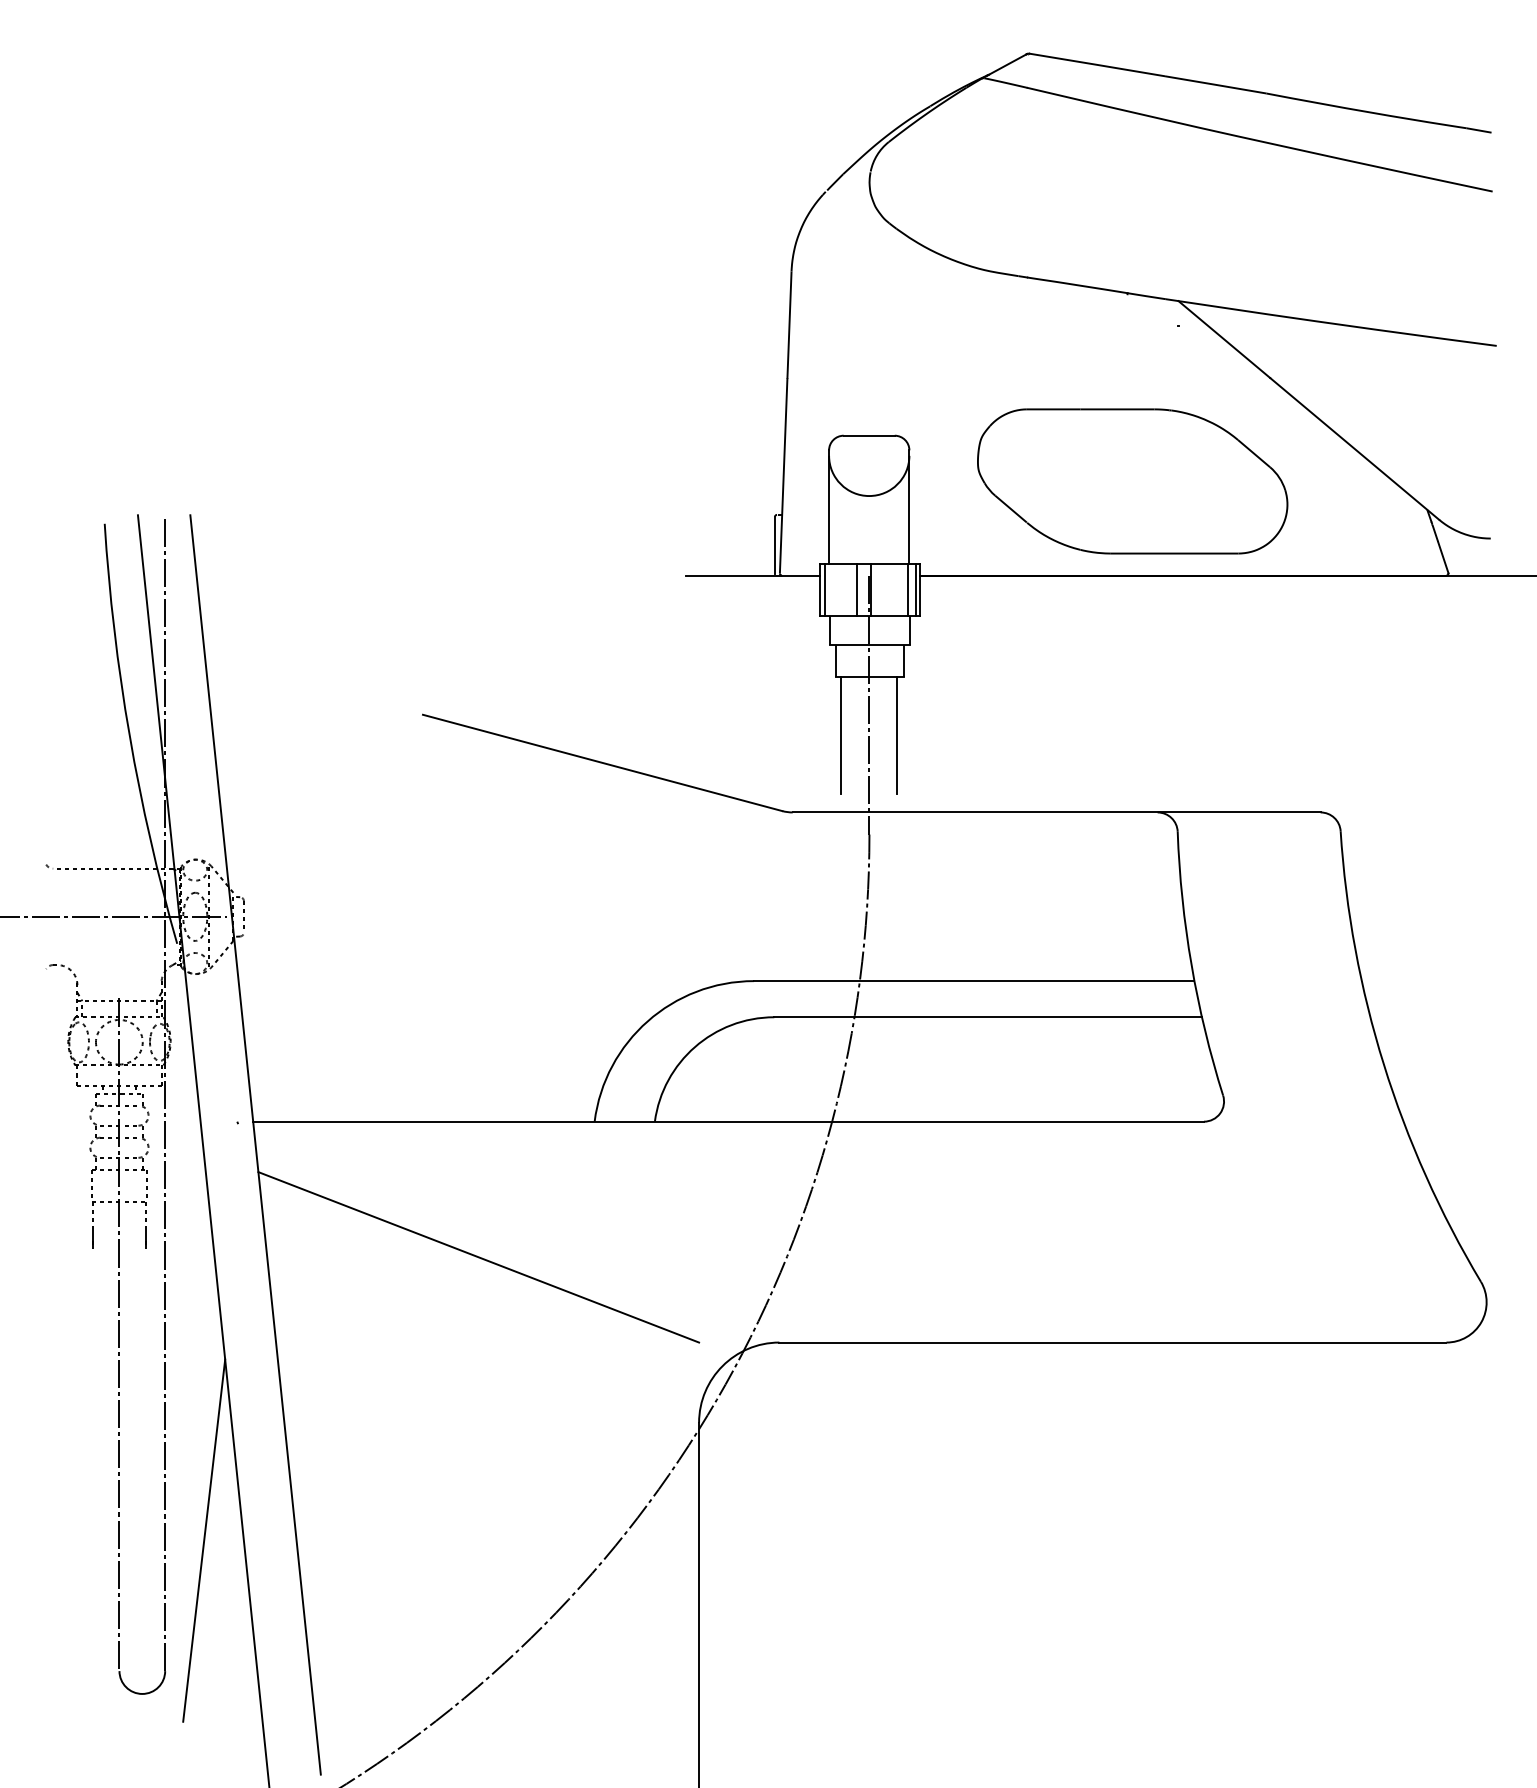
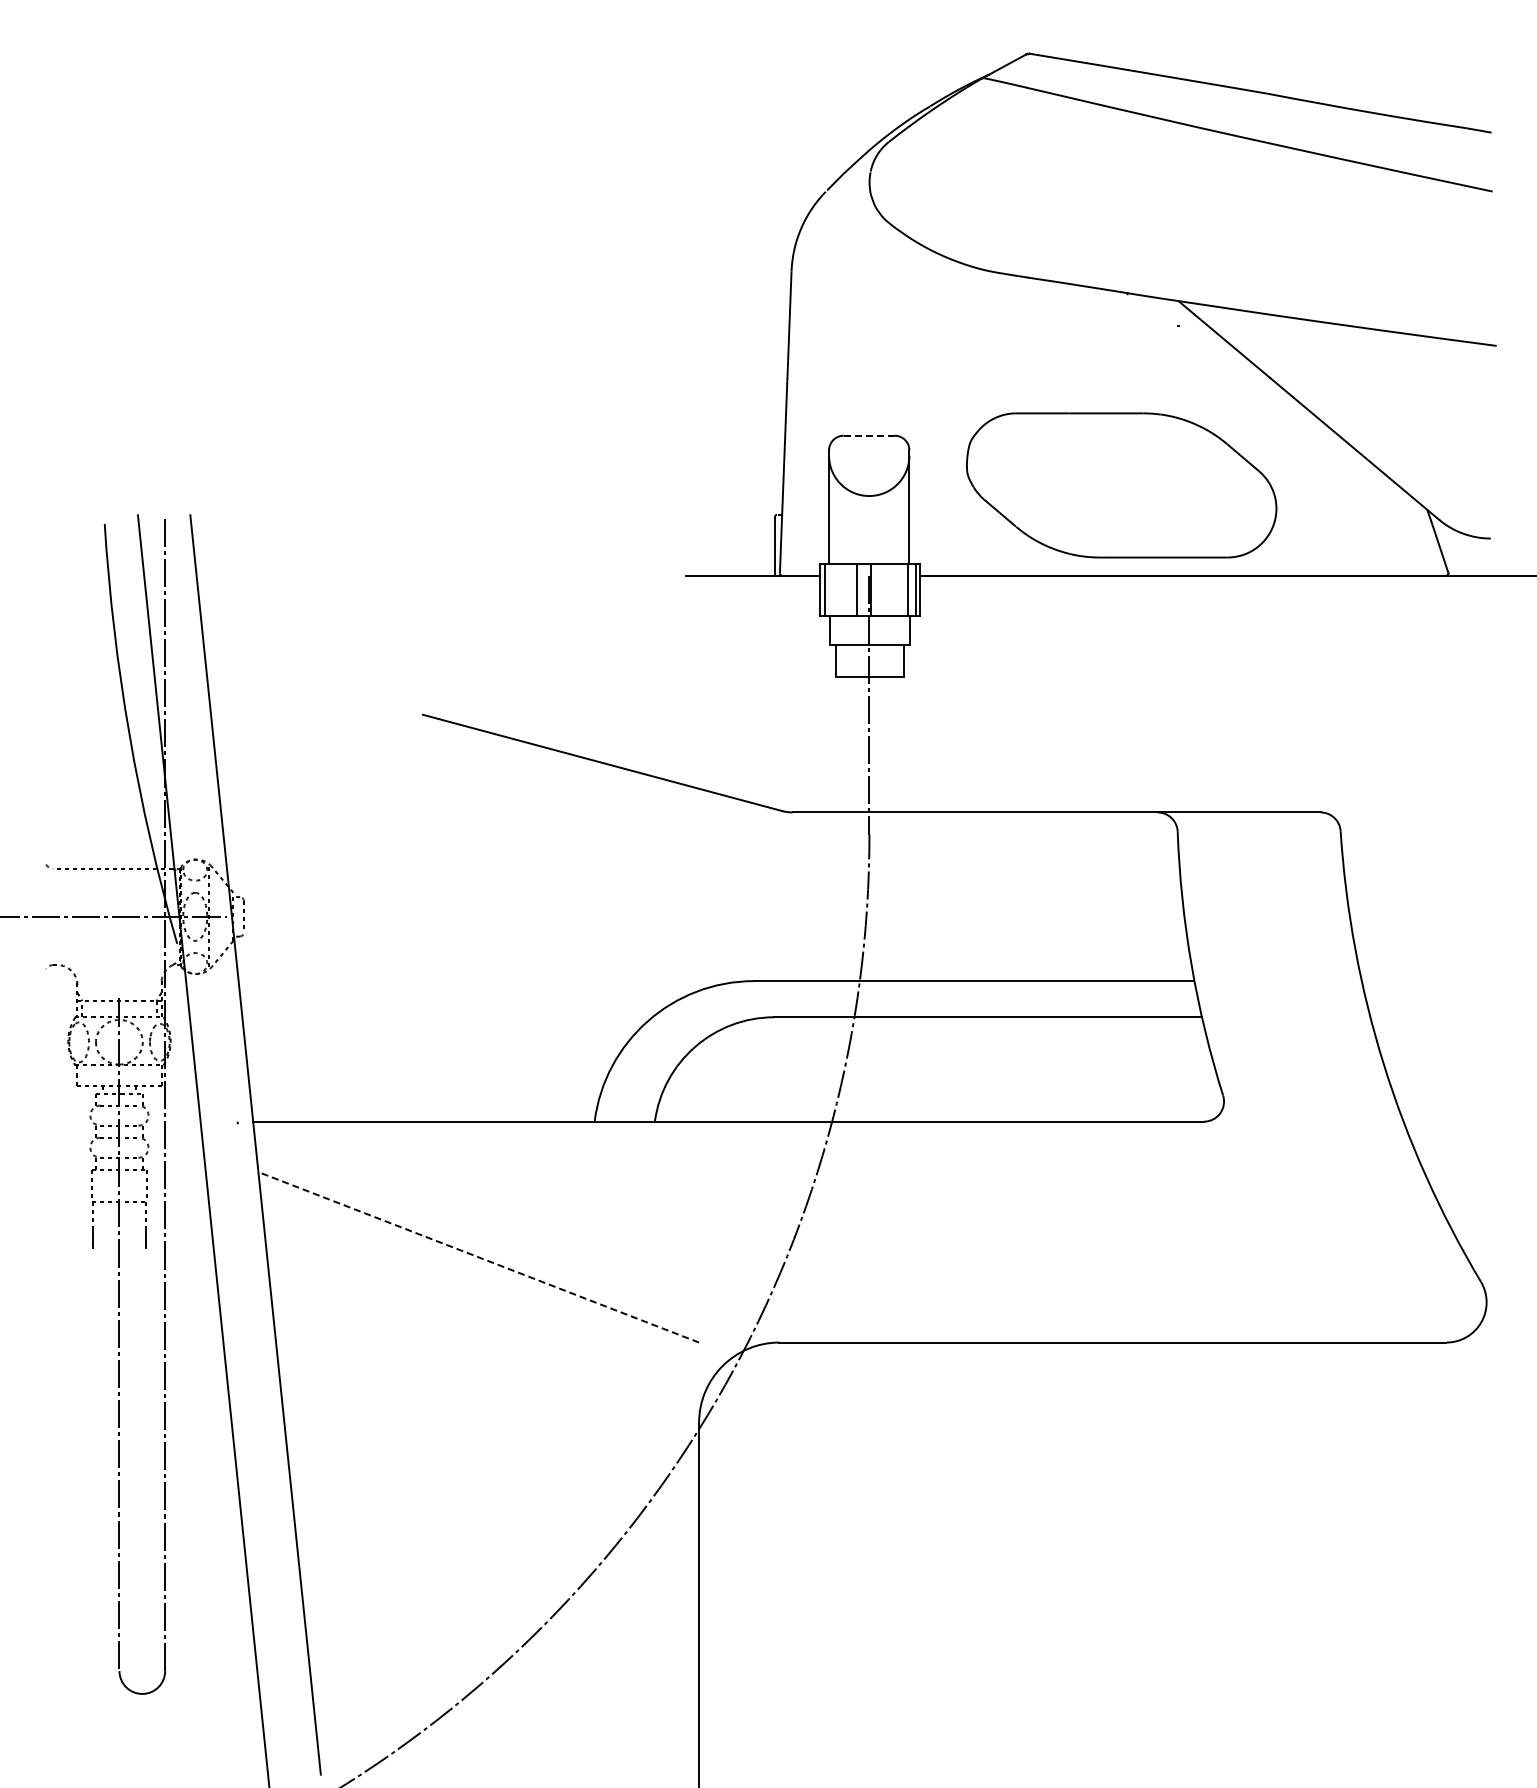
line: solid -> dashed (869, 435)
part position: (1132, 481) -> (1121, 485) (1121, 485)
line: present -> none (841, 735)
line: present -> none (897, 735)
line: solid -> dashed (478, 1257)
line: present -> none (204, 1540)
